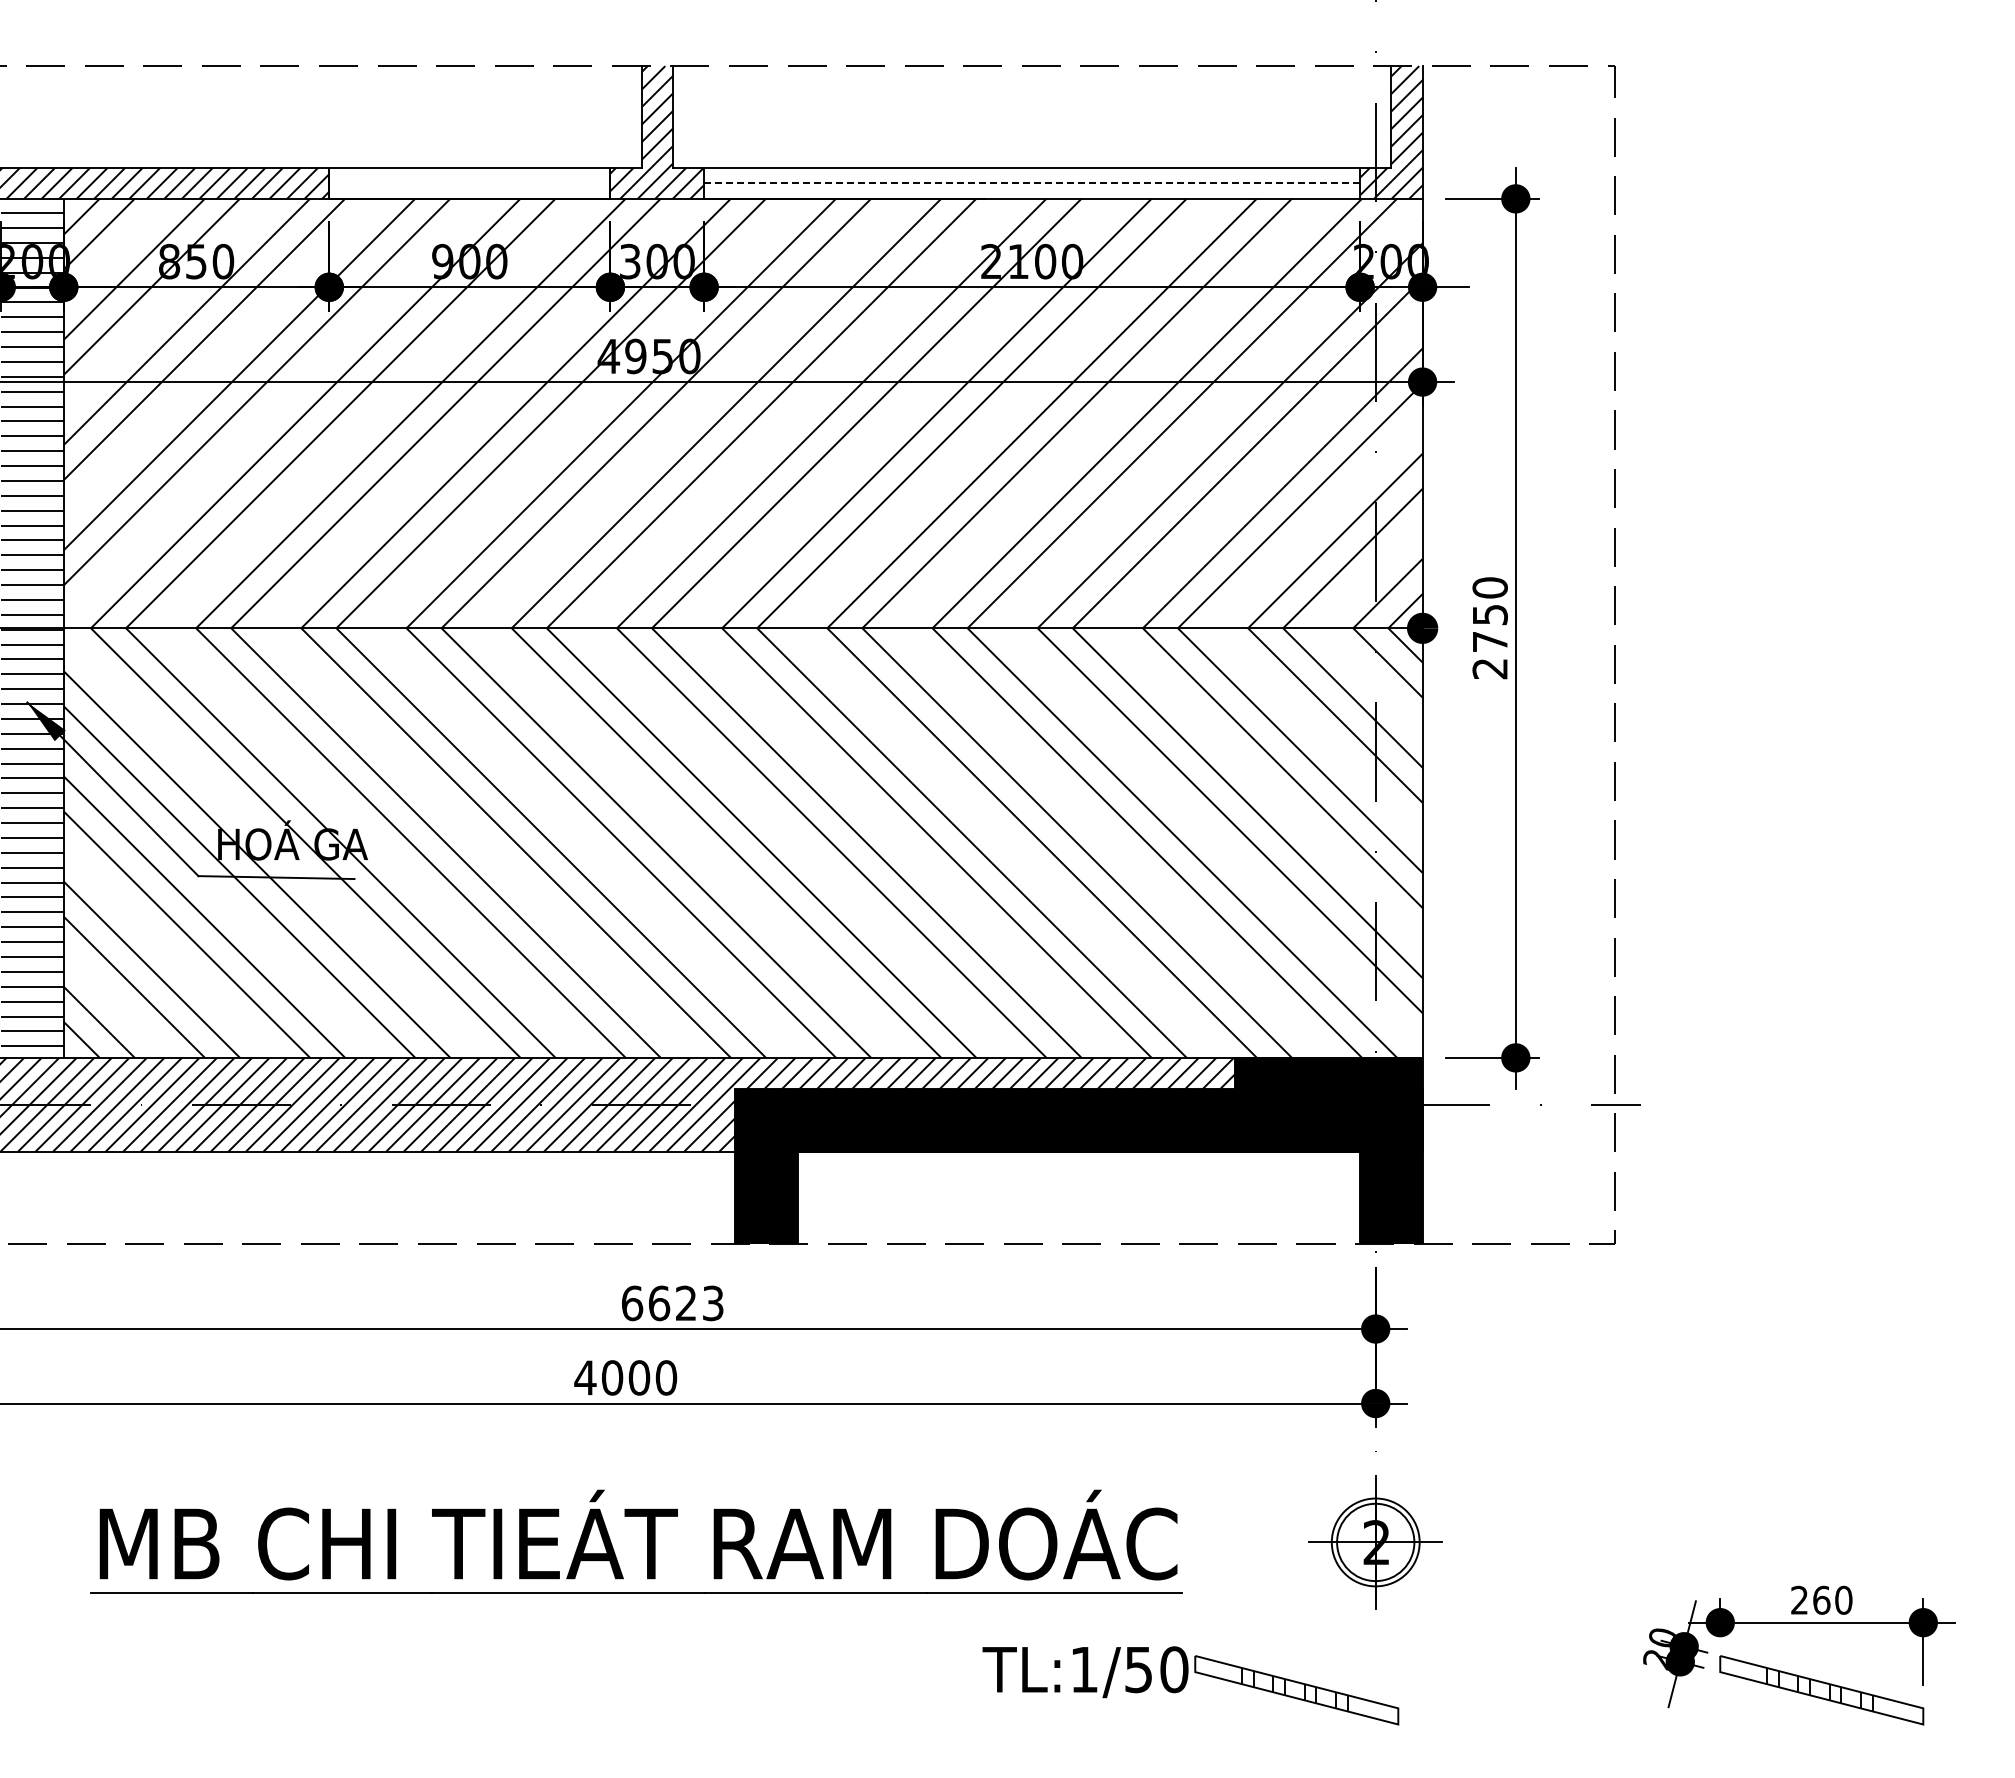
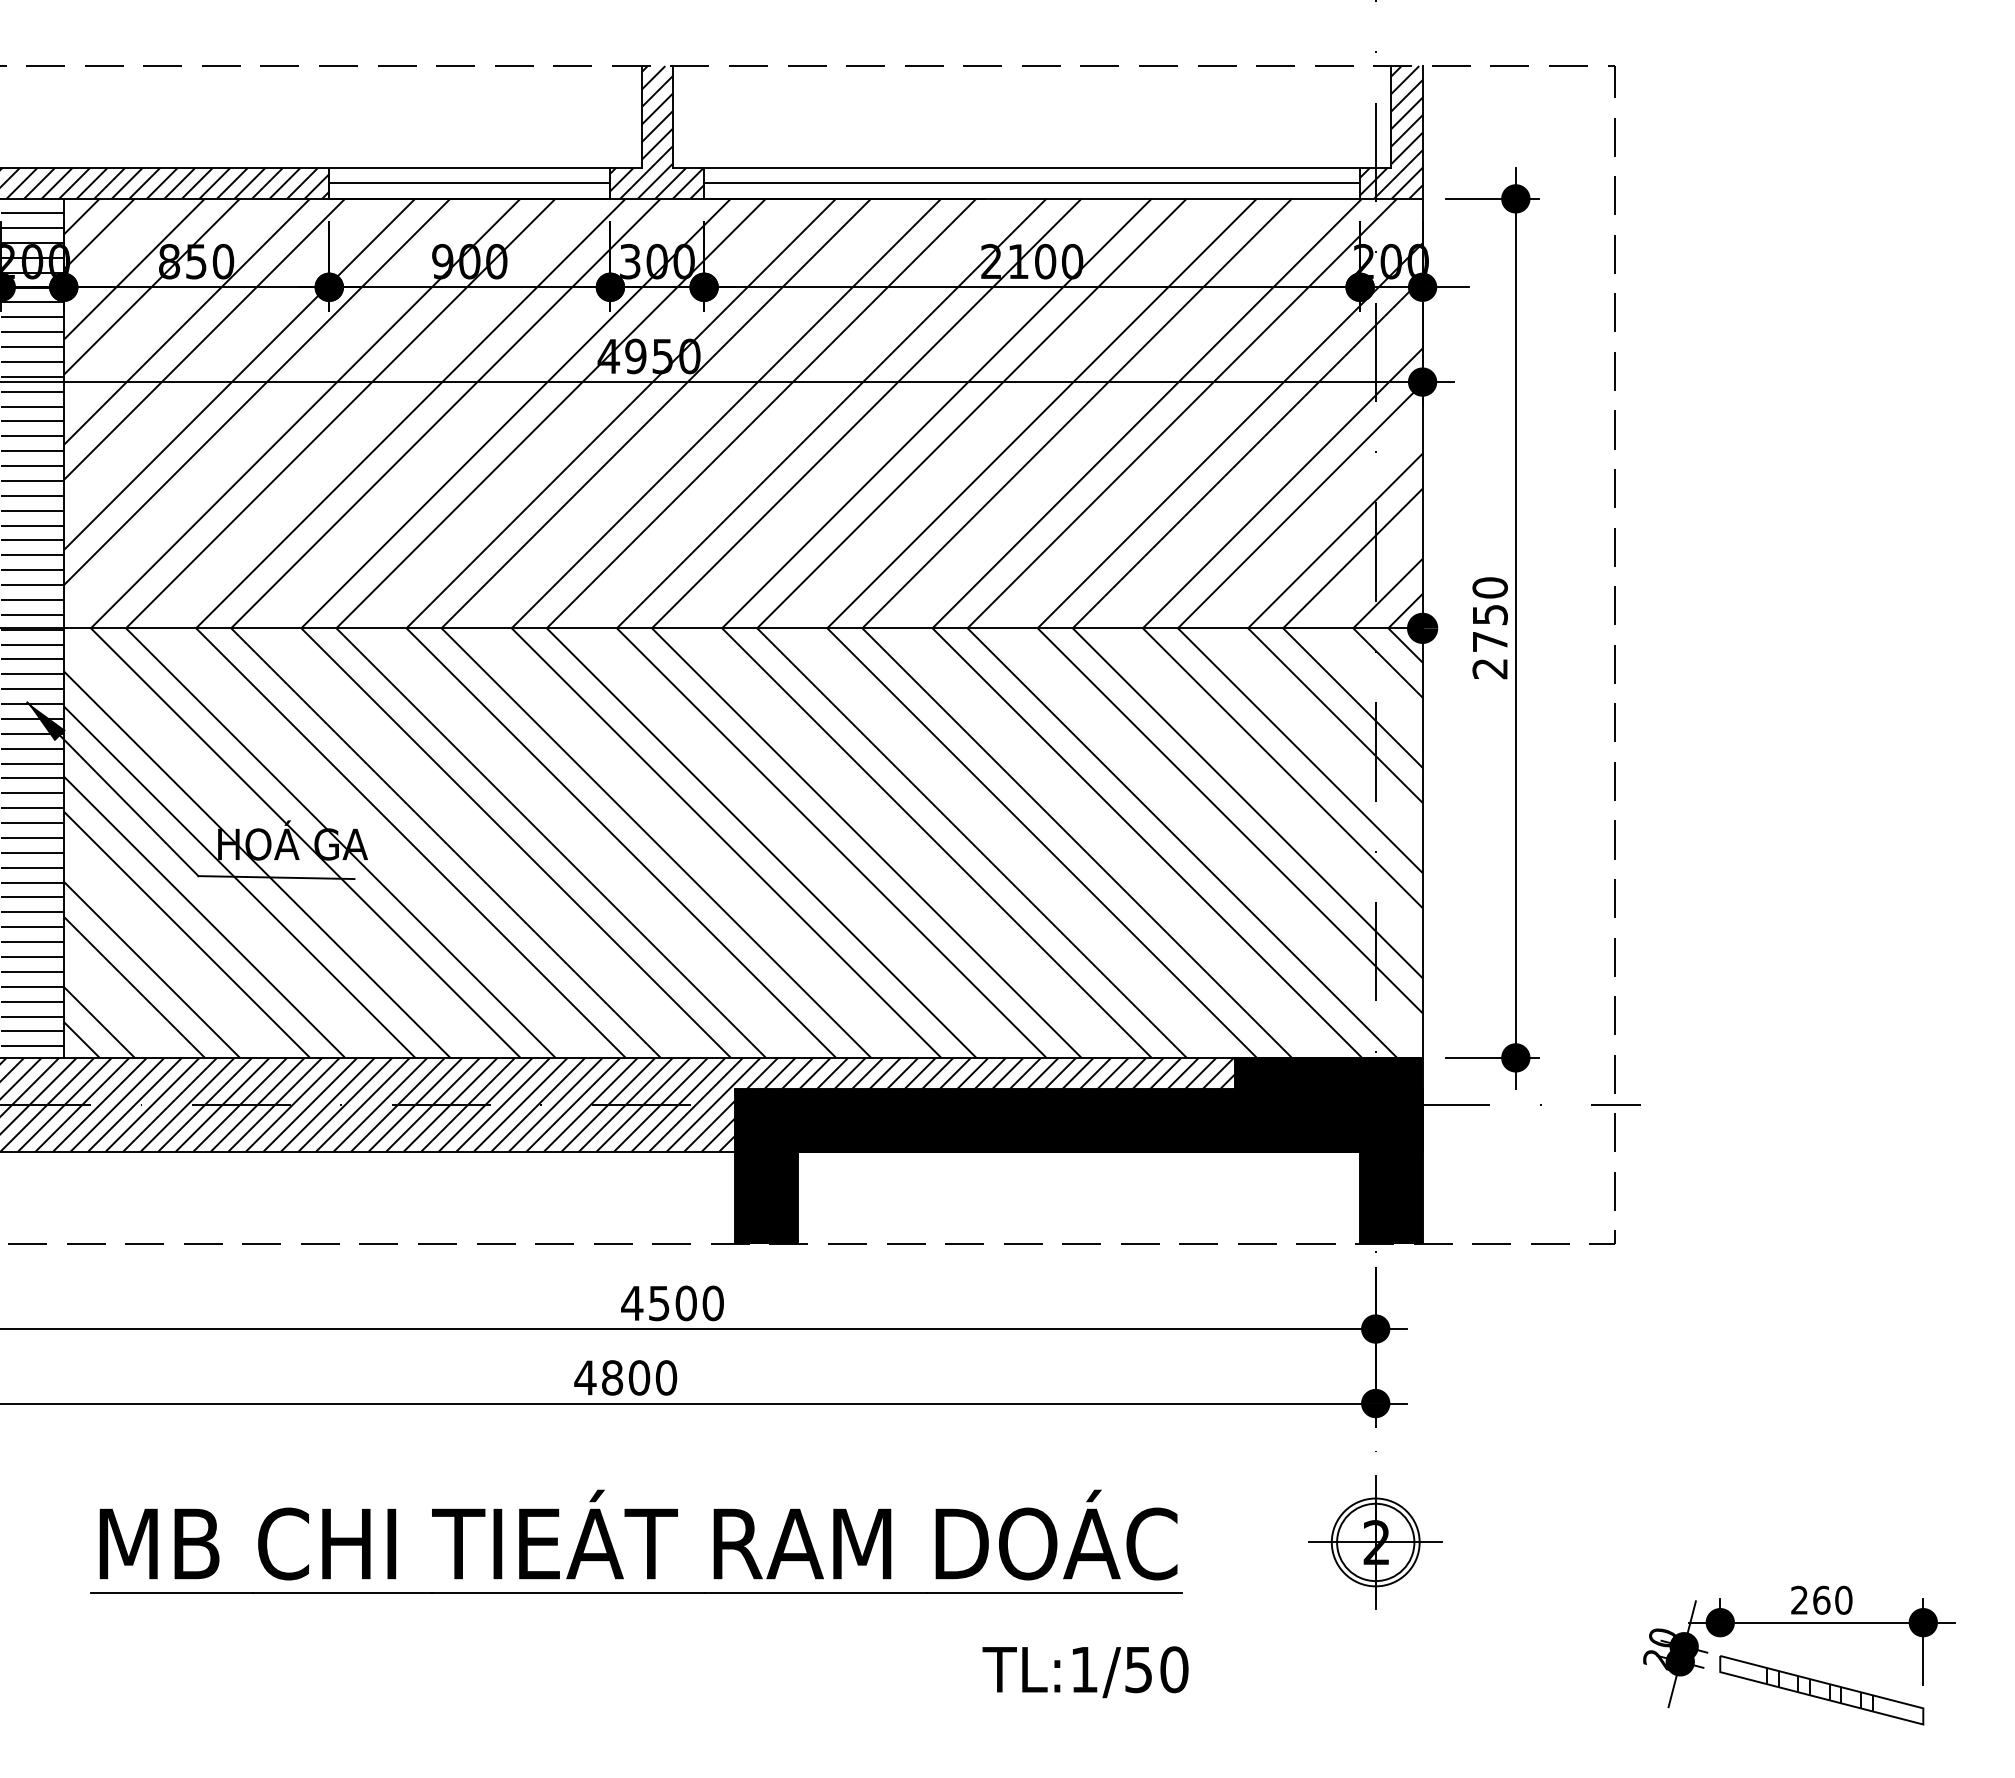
line: none -> present (469, 183)
line: dashed -> solid (1032, 183)
text: 6623 -> 4500 (672, 1303)
text: 4000 -> 4800 (612, 1377)
part: present -> none (1296, 1690)
